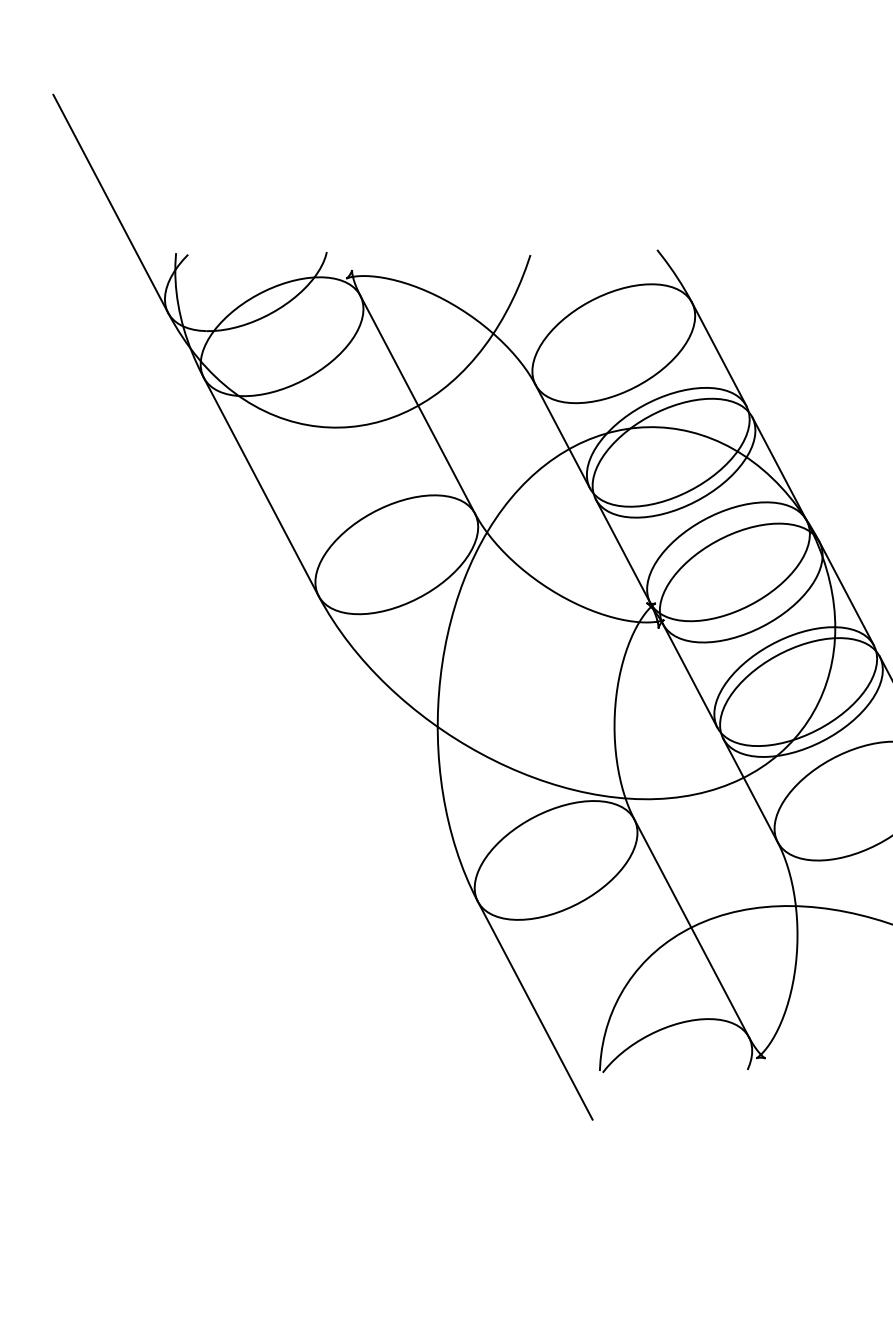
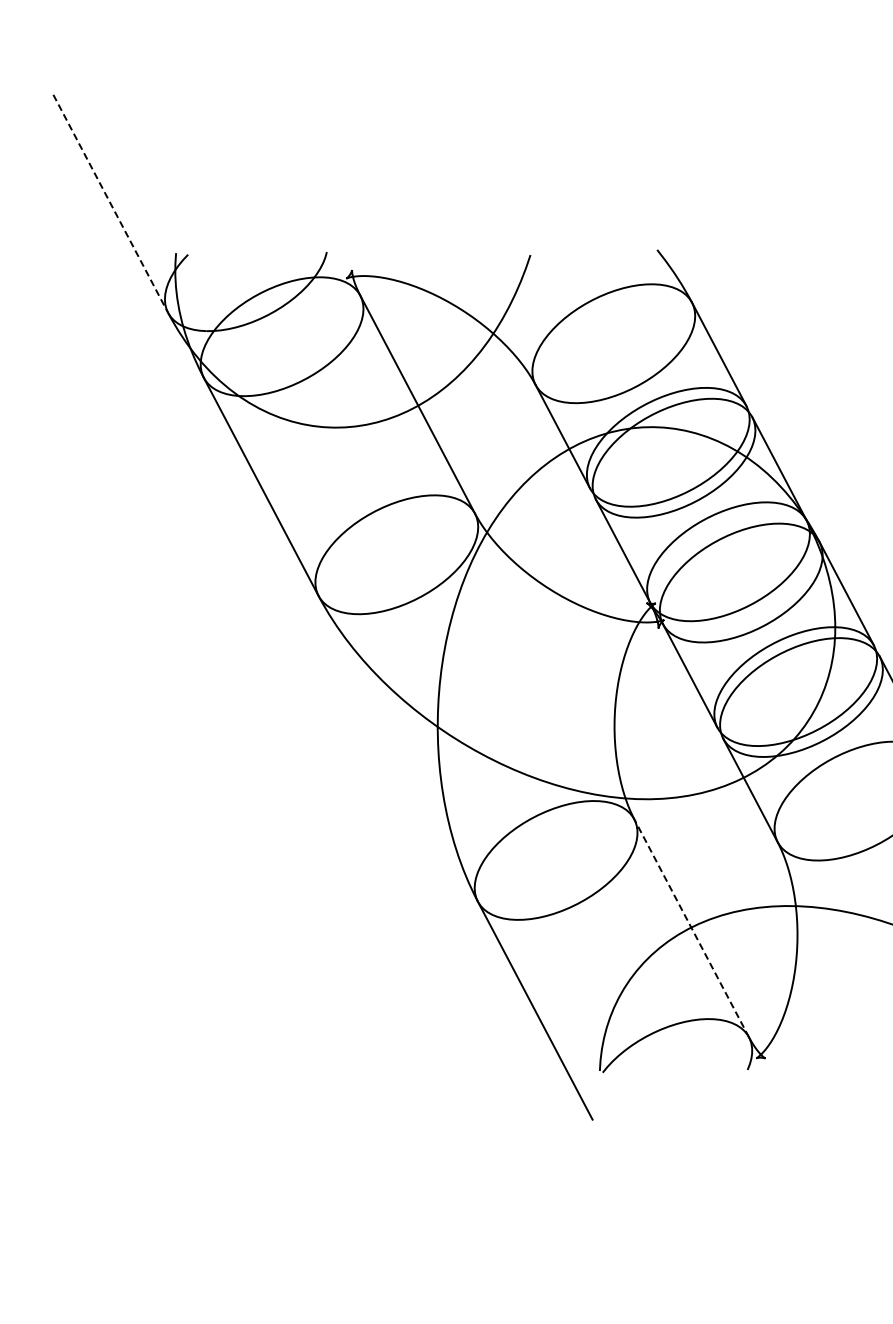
line: solid -> dashed (110, 204)
line: solid -> dashed (691, 927)
